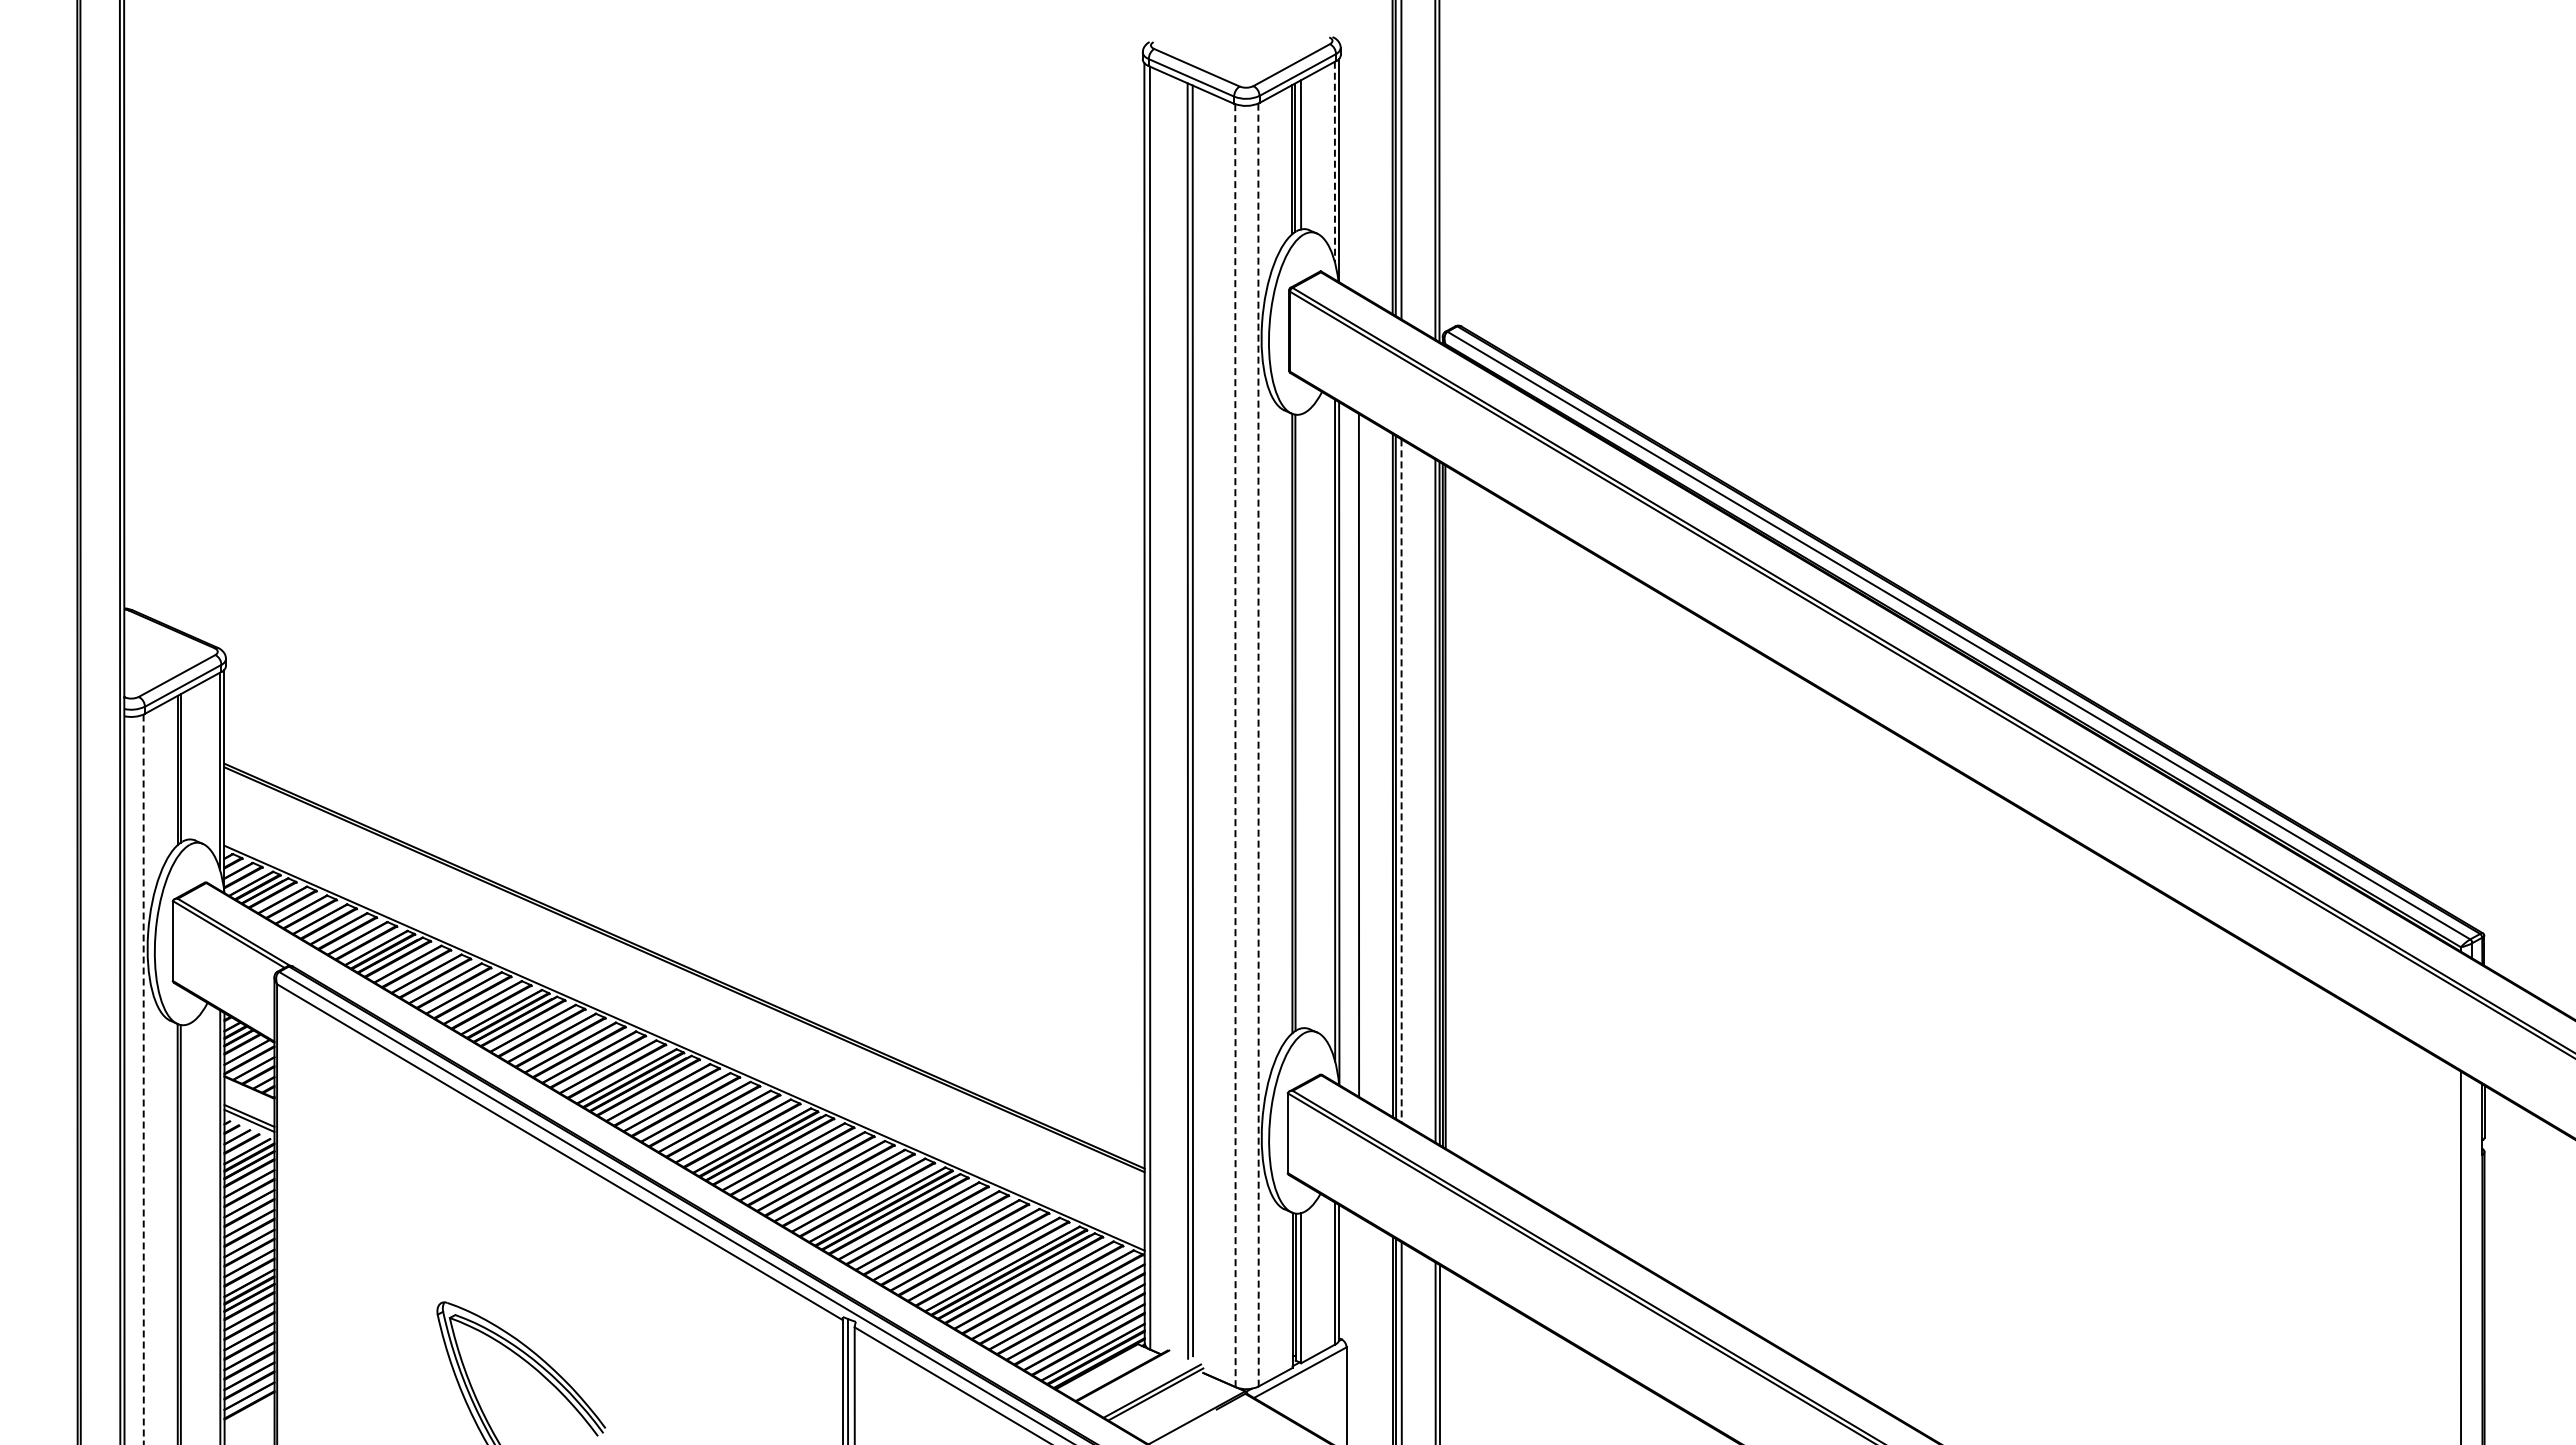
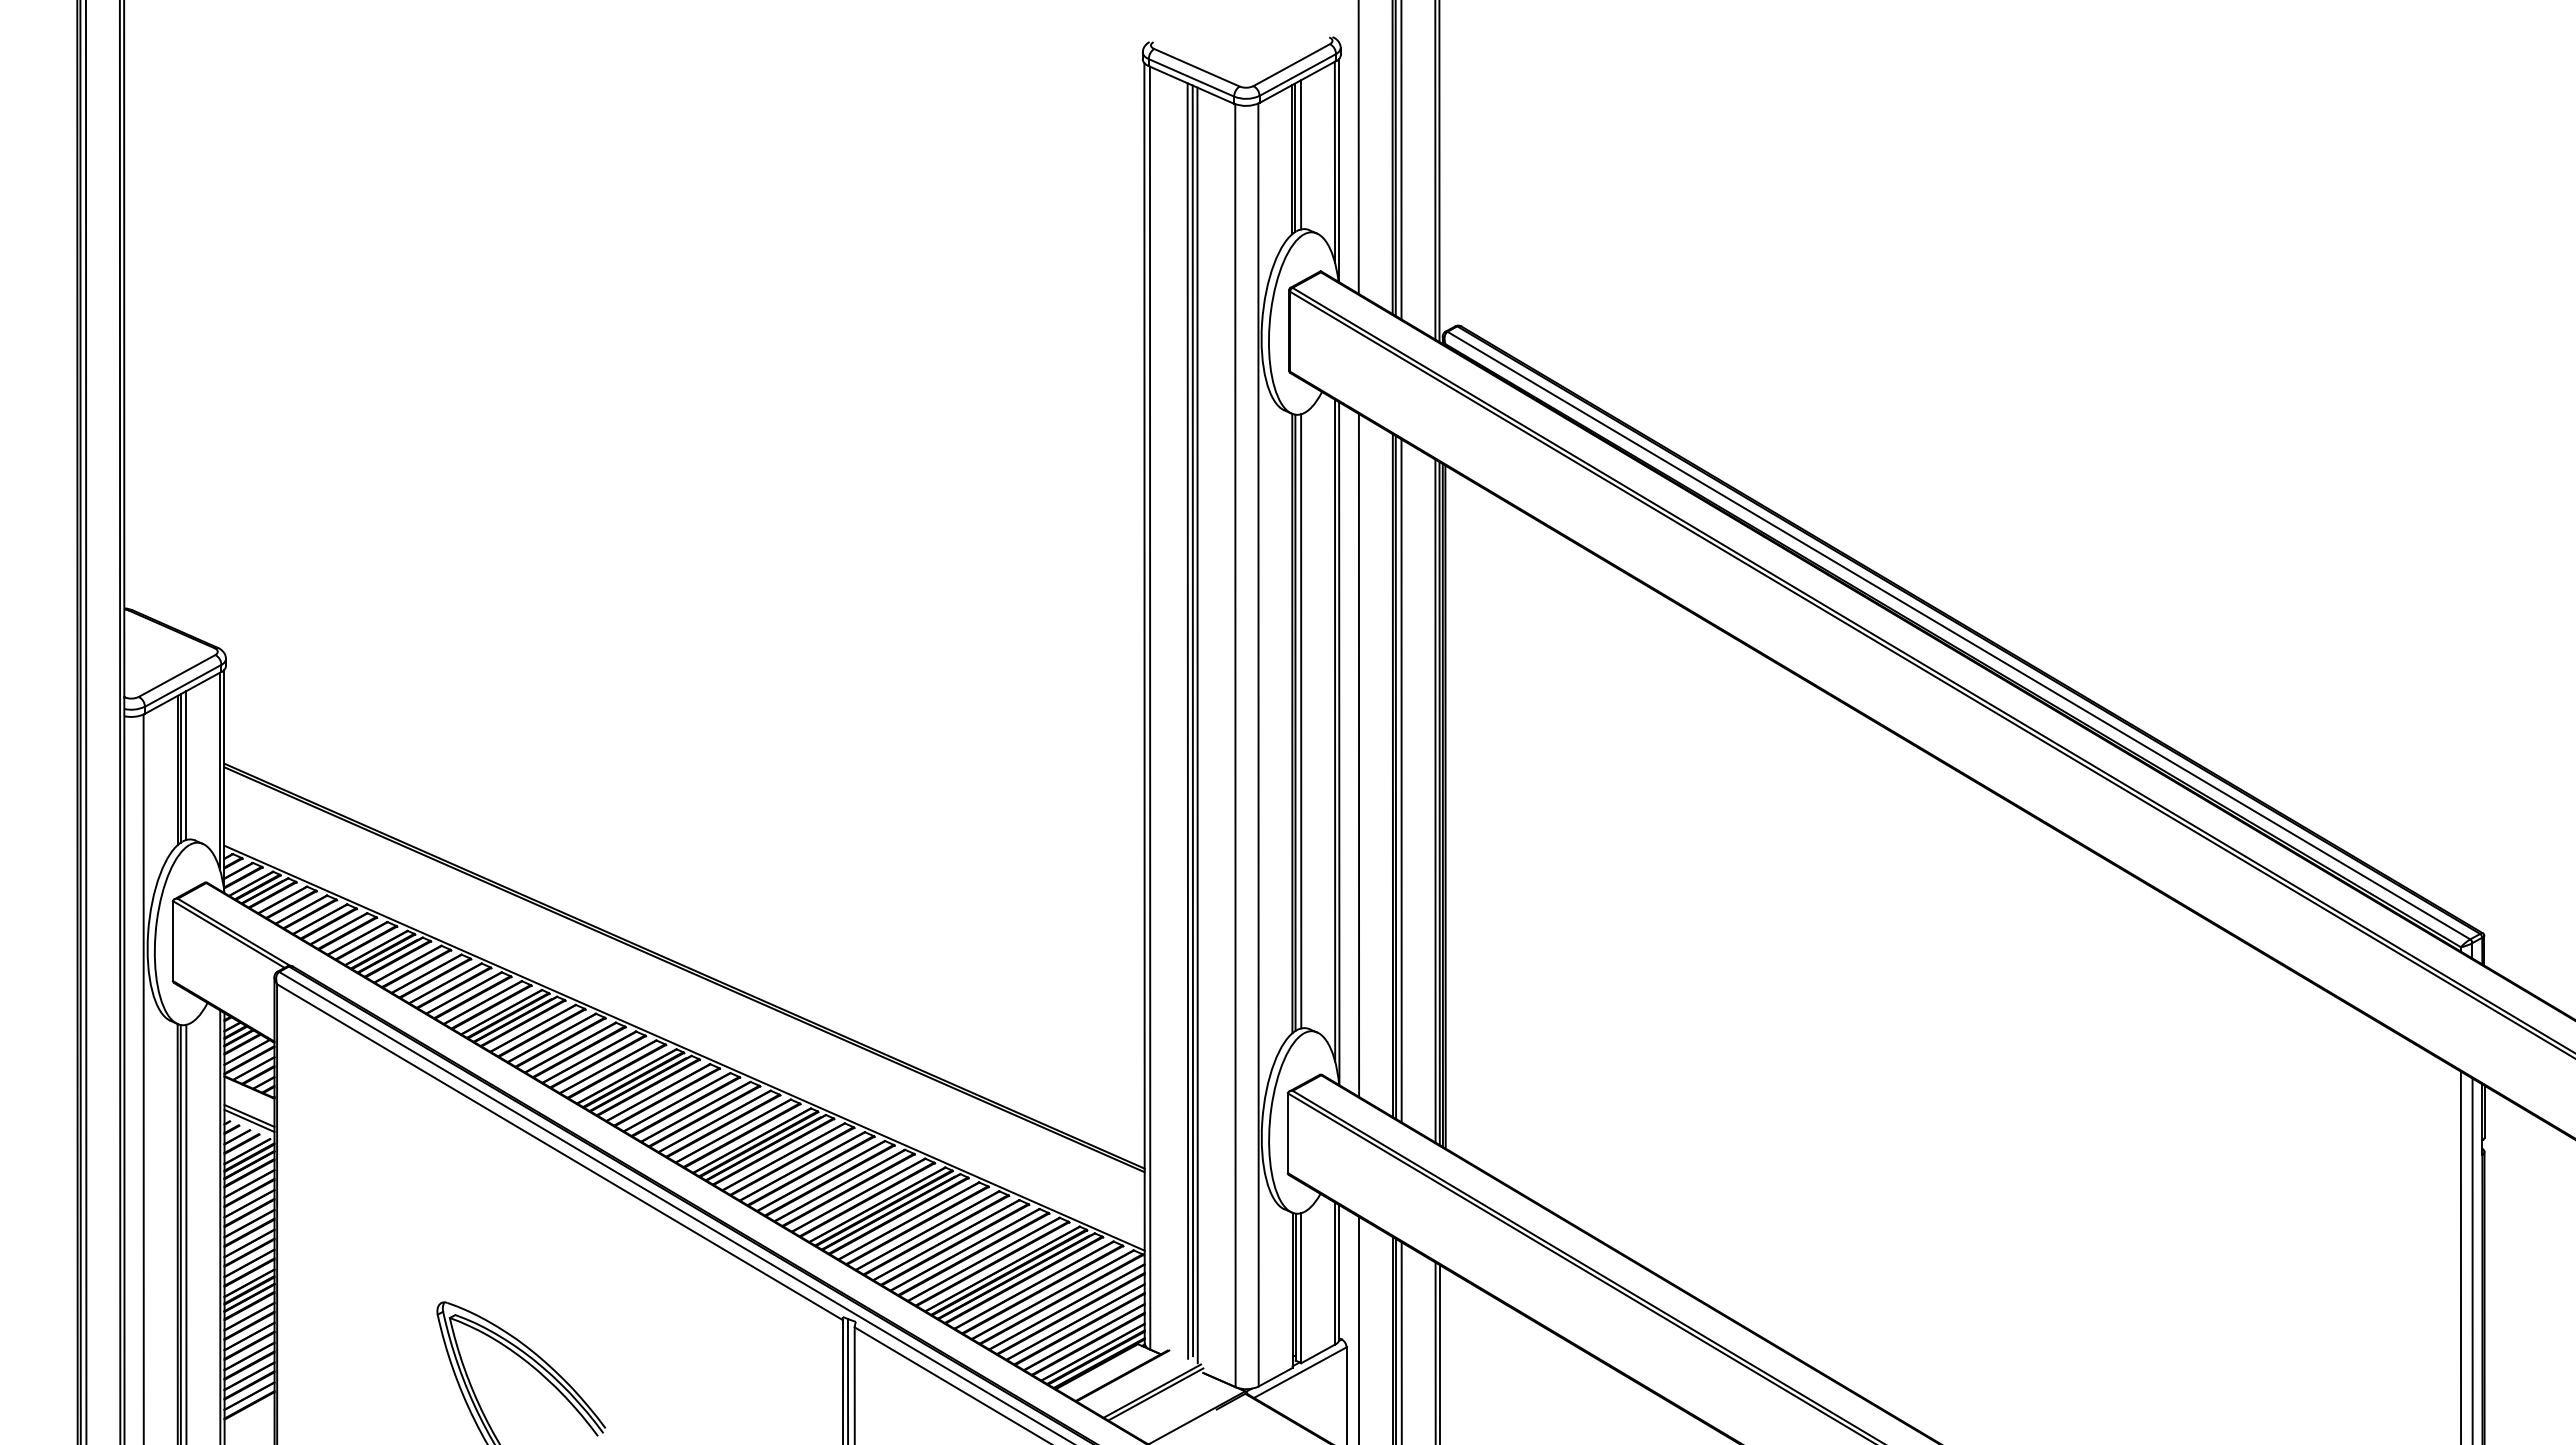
line: none -> present (1358, 147)
line: dashed -> solid (1334, 162)
line: none -> present (85, 721)
line: none -> present (1301, 721)
line: none -> present (1197, 725)
line: dashed -> solid (1258, 745)
line: dashed -> solid (1235, 746)
line: none -> present (186, 765)
line: dashed -> solid (1401, 781)
line: dashed -> solid (143, 1079)
line: none -> present (186, 1232)
line: none -> present (2472, 1259)
line: none -> present (1359, 1328)
